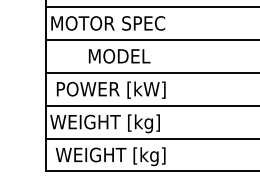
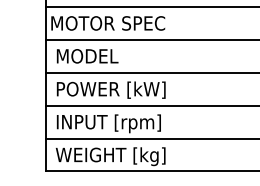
text position: (119, 56) -> (87, 56) (87, 56)
text: WEIGHT [kg] -> INPUT [rpm] (105, 123)
